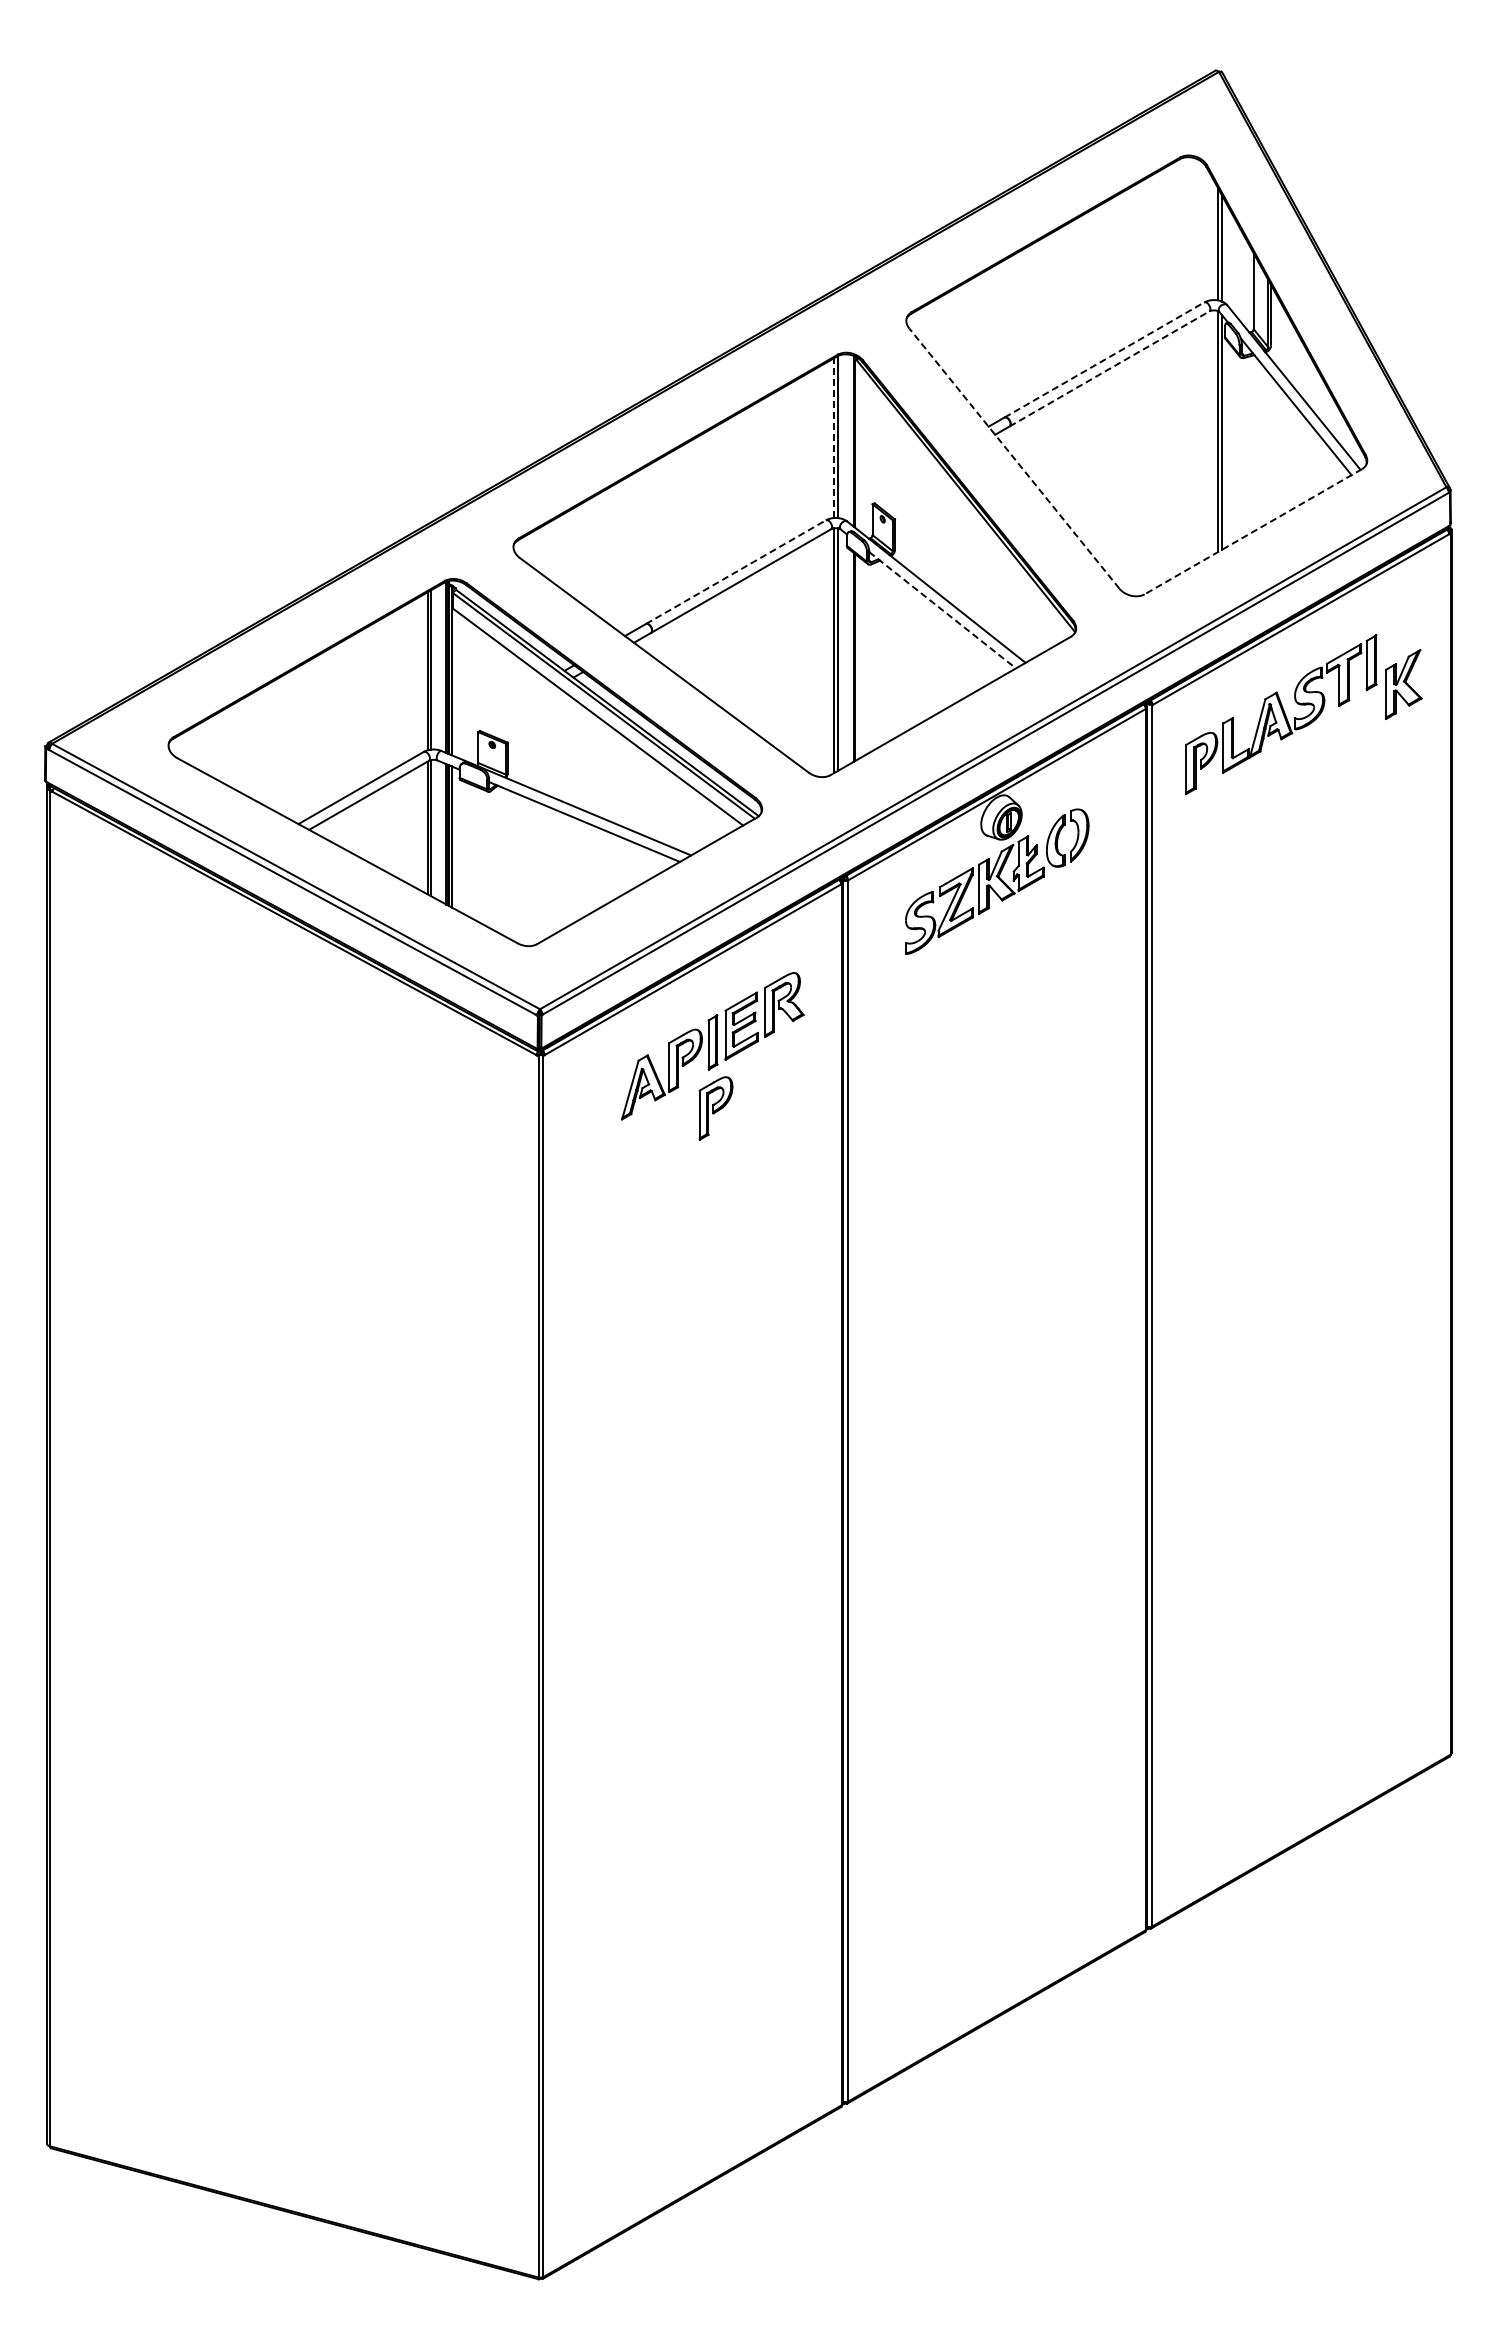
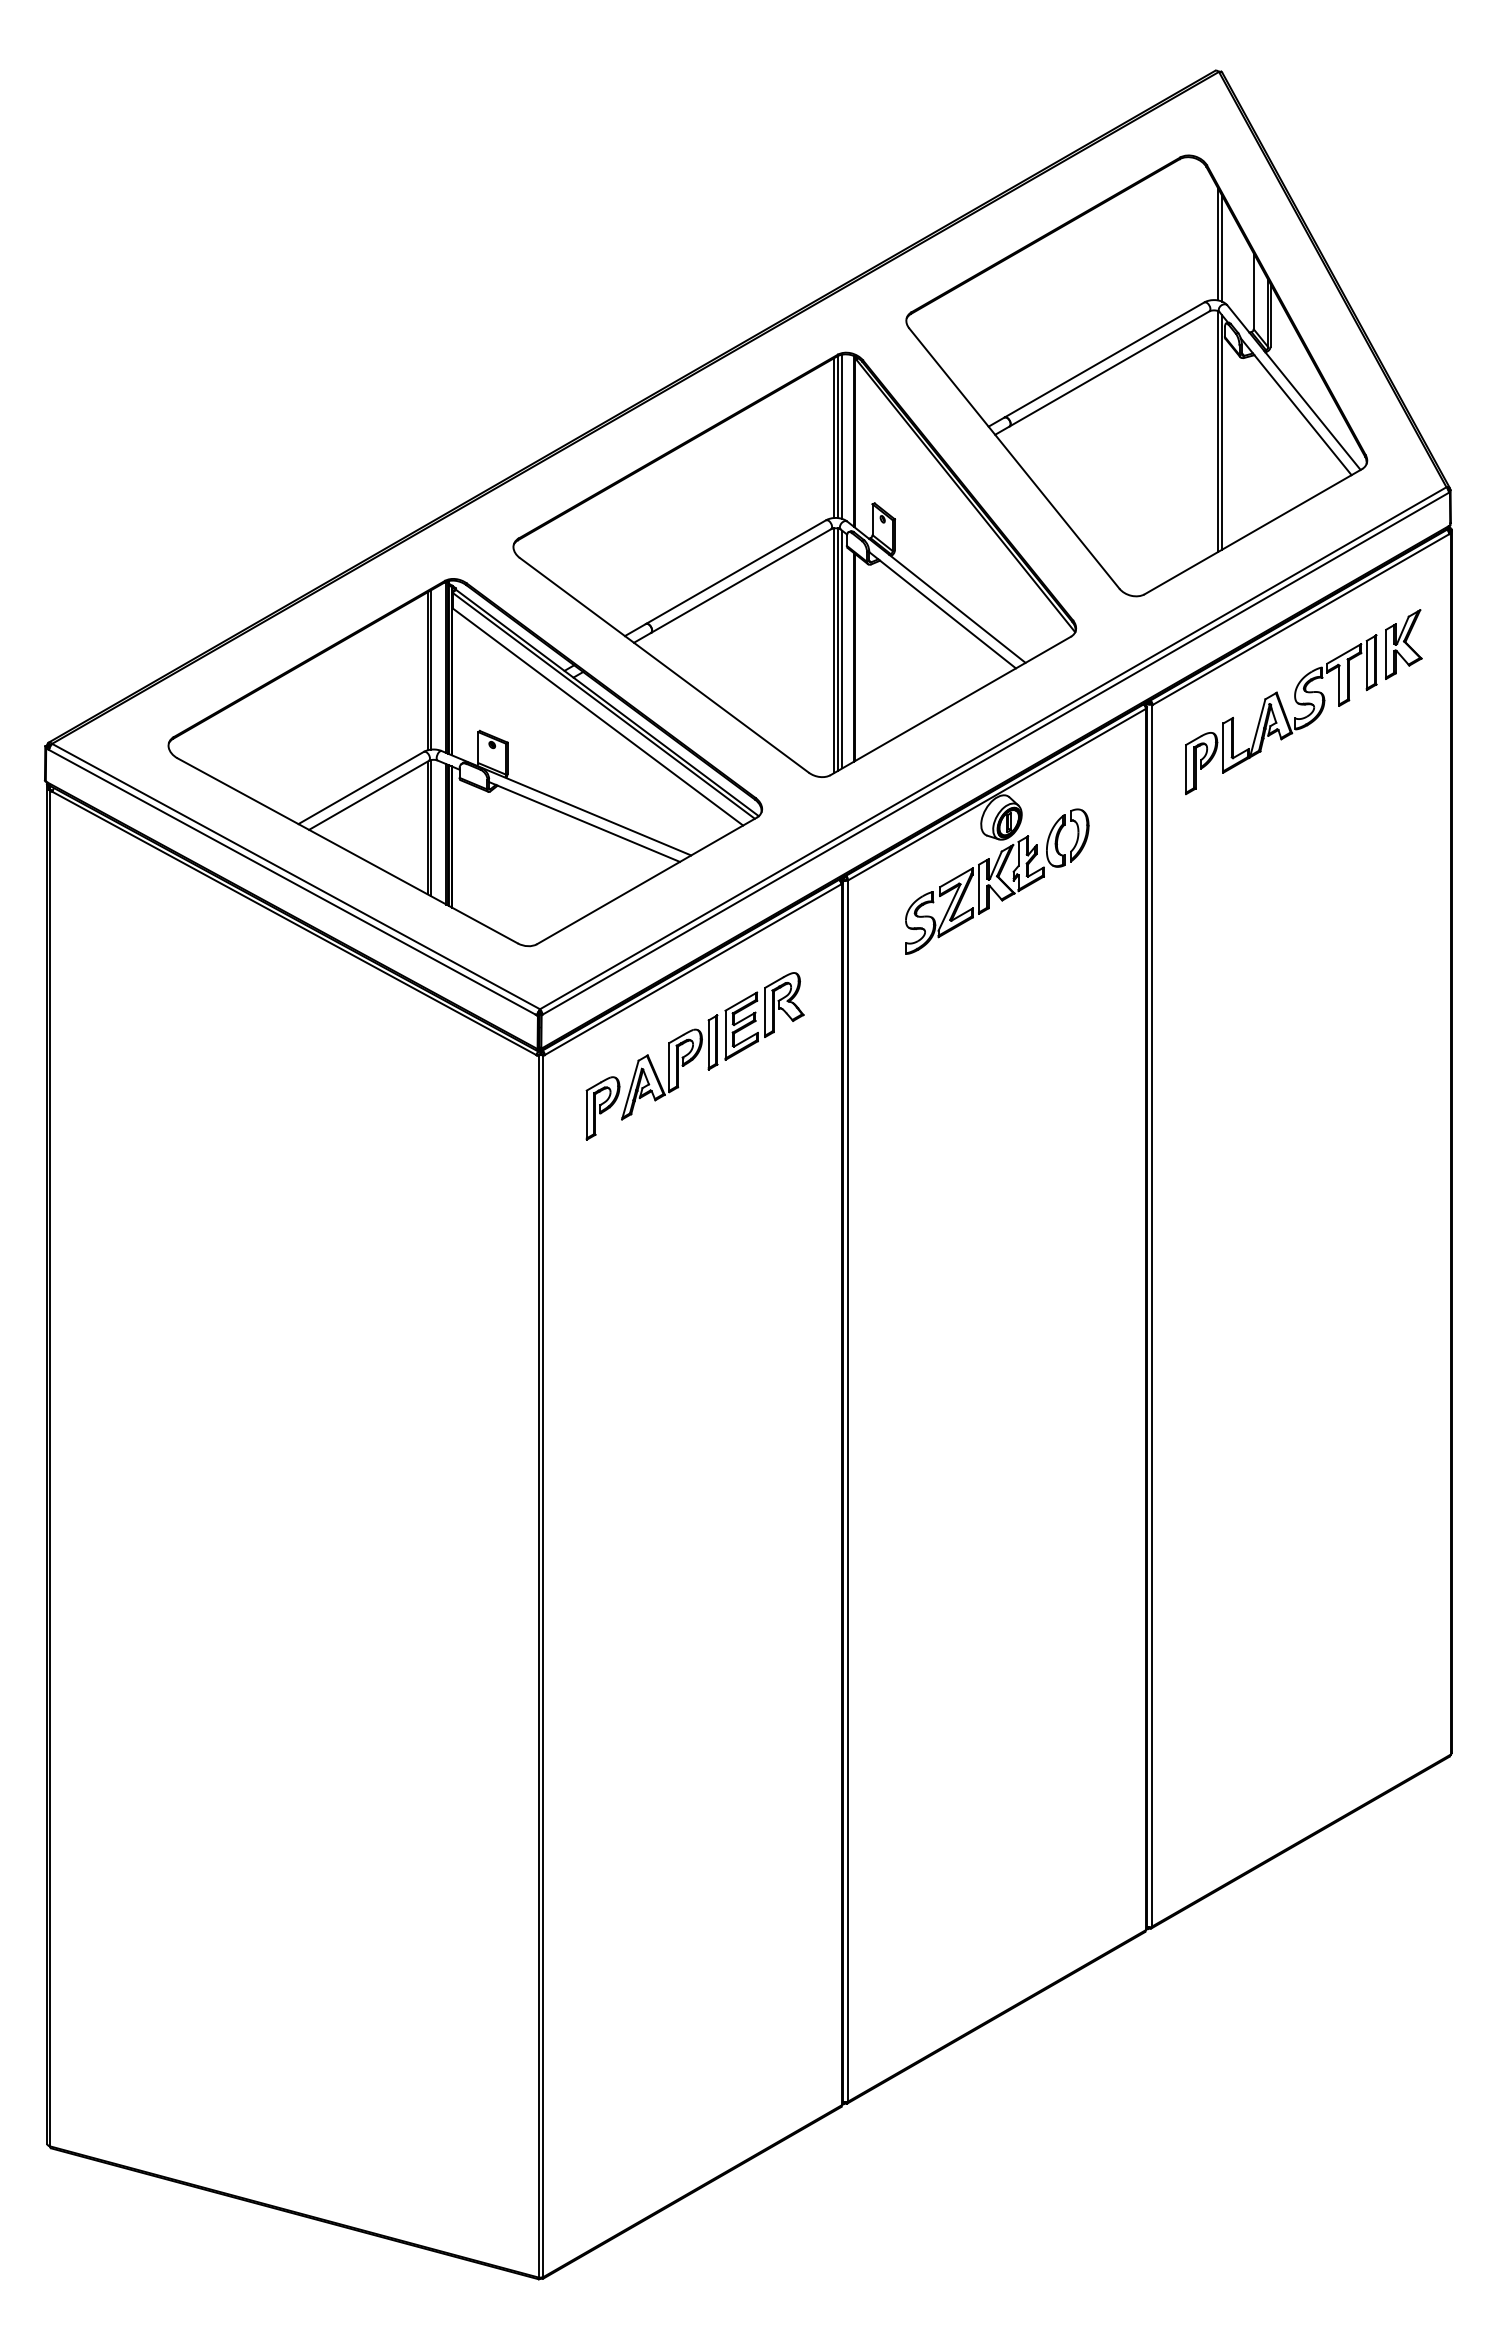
line: dashed -> solid (1104, 359)
line: dashed -> solid (1109, 368)
line: none -> present (842, 436)
line: dashed -> solid (833, 438)
line: dashed -> solid (1014, 458)
line: dashed -> solid (1252, 531)
line: dashed -> solid (735, 572)
line: dashed -> solid (942, 610)
line: none -> present (842, 649)
part position: (1403, 684) -> (1403, 644) (1403, 644)
part position: (715, 1108) -> (602, 1108) (602, 1108)
